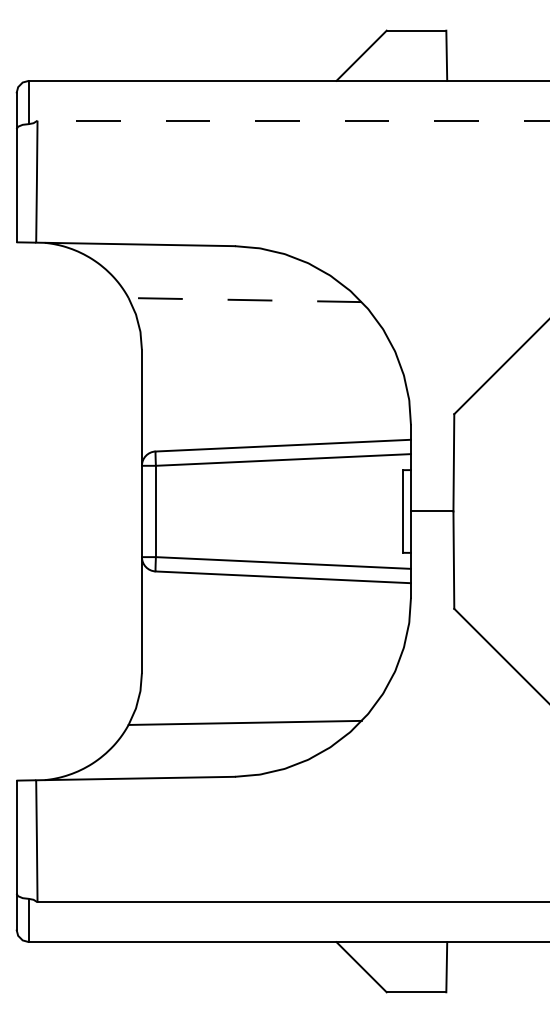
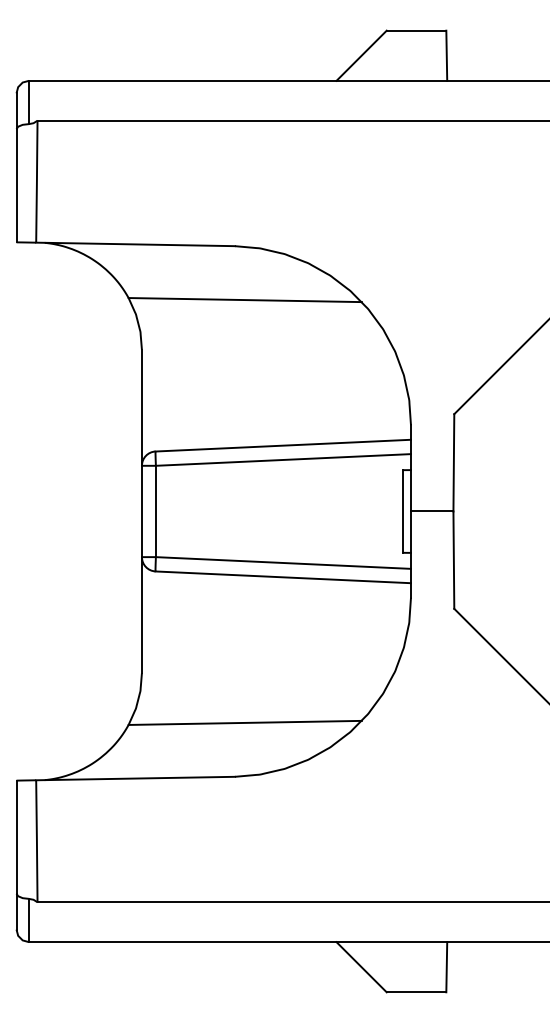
line: dashed -> solid (293, 120)
line: dashed -> solid (245, 300)
